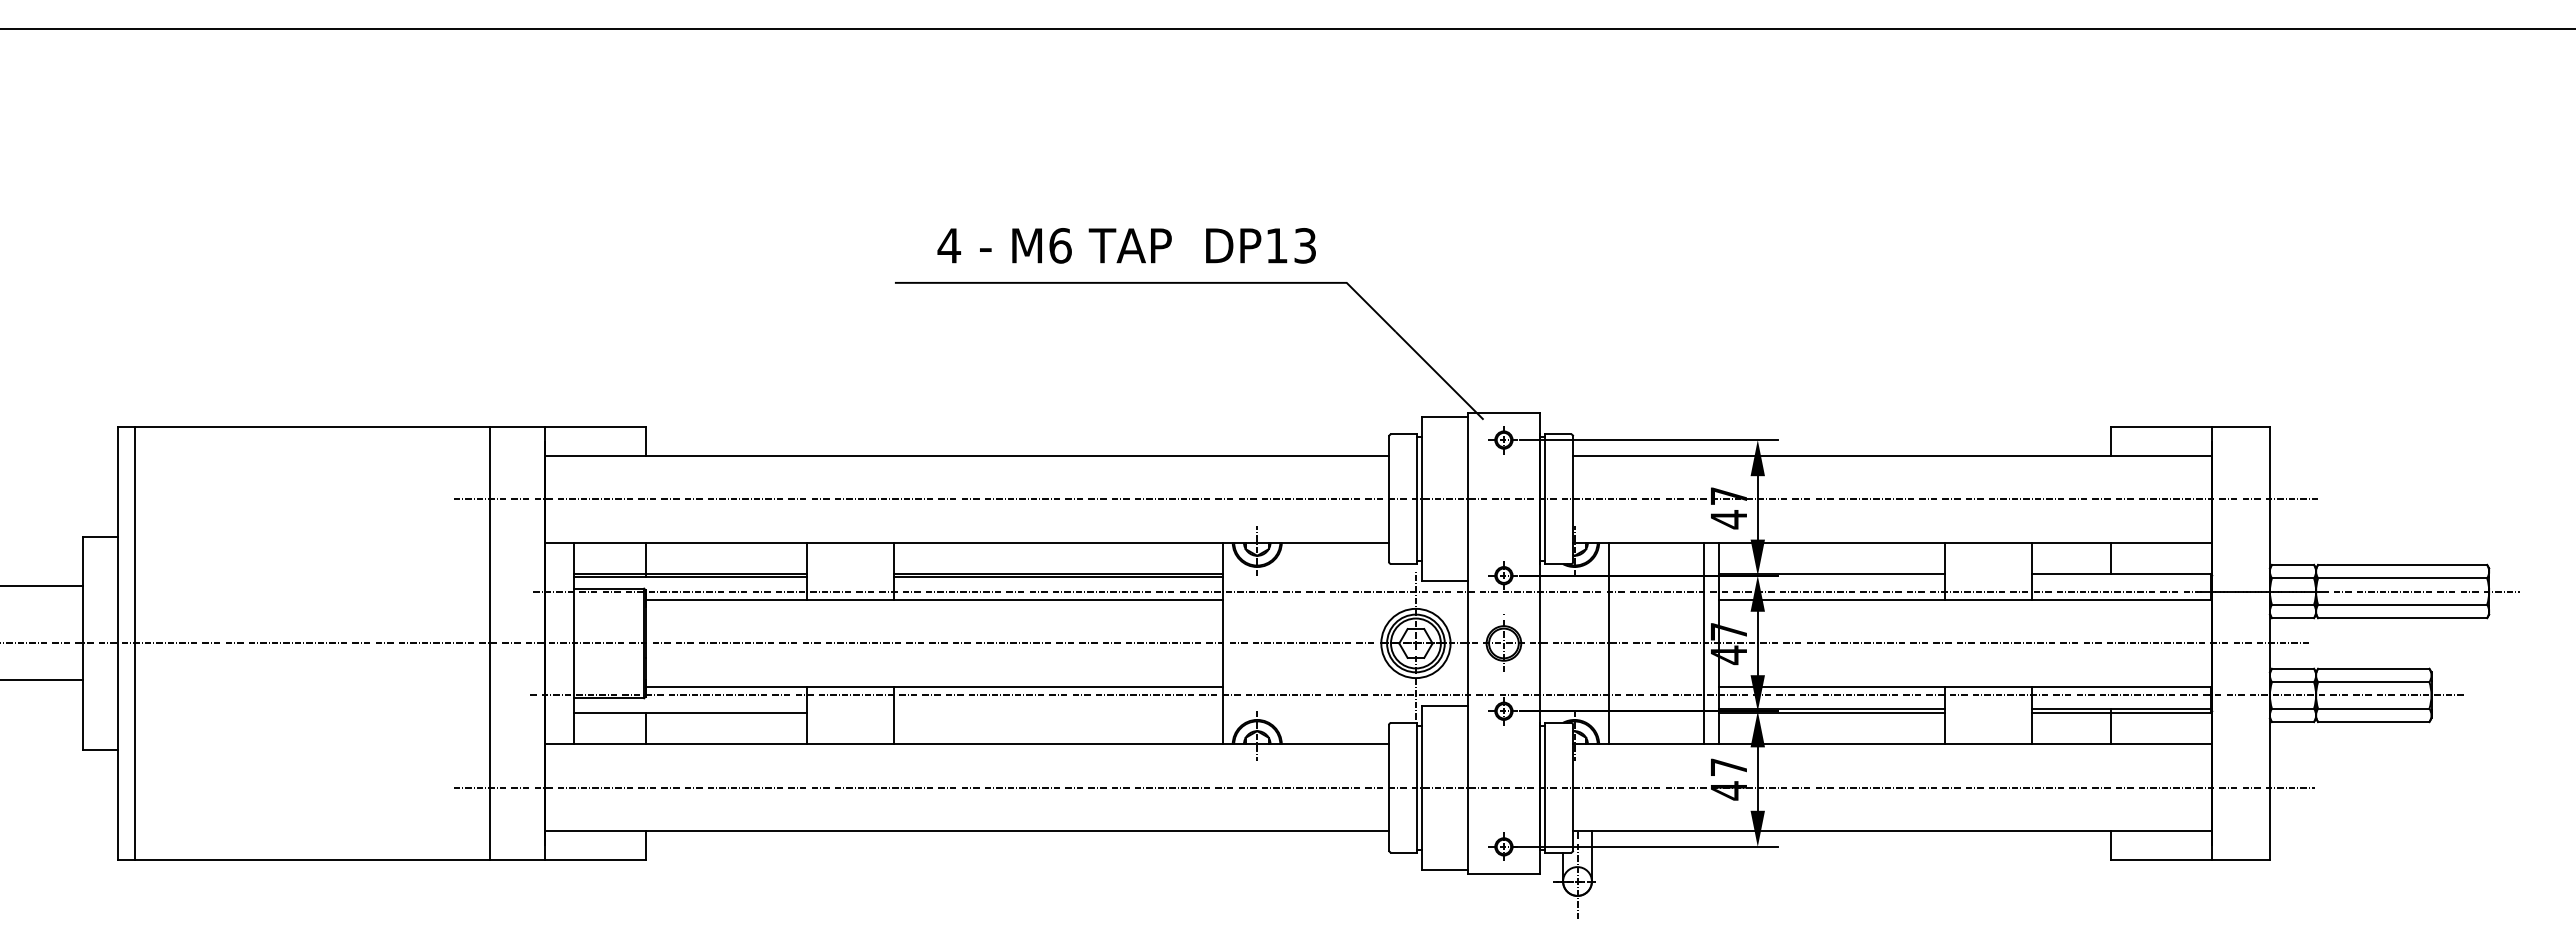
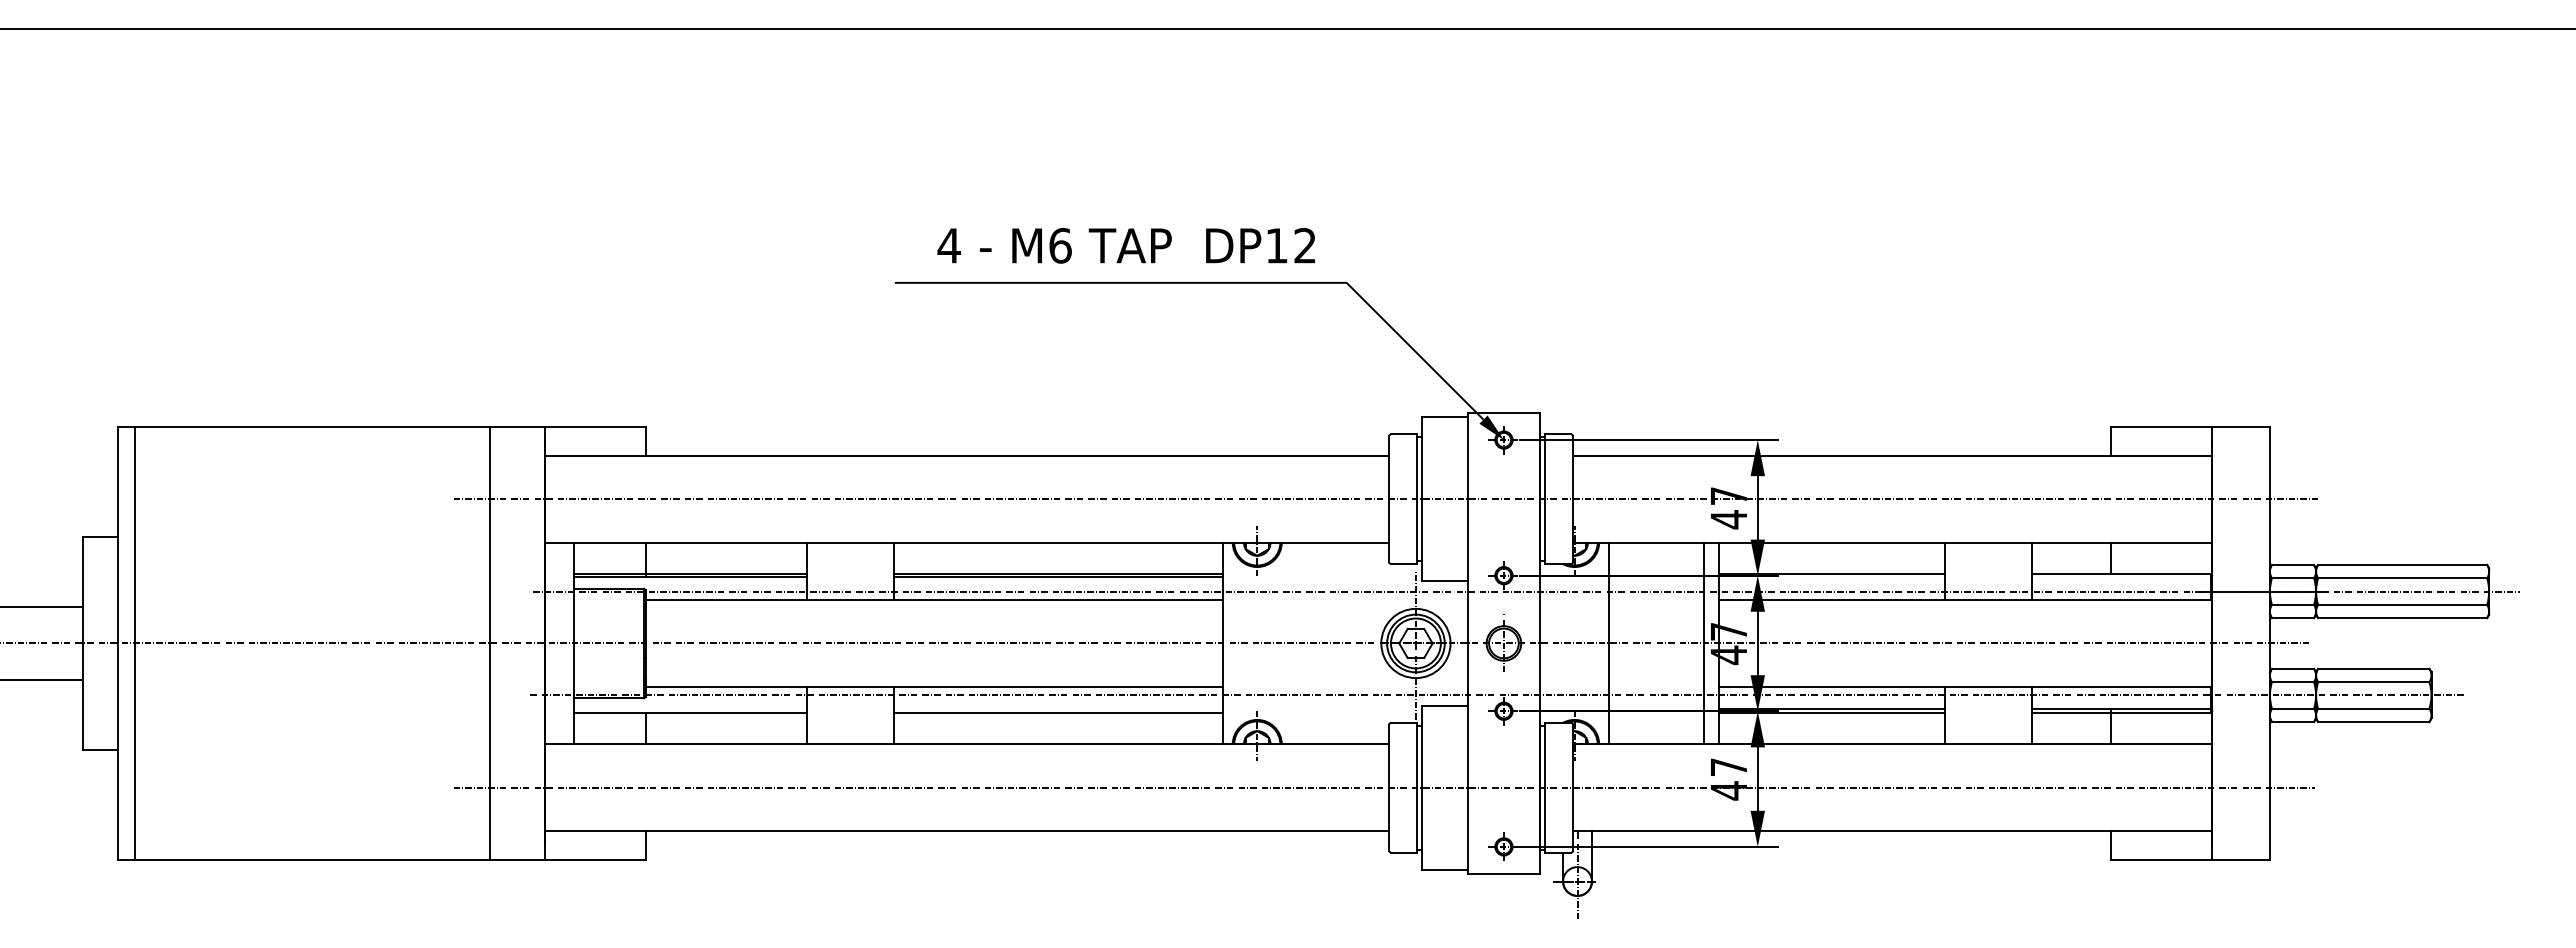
text: DP13 -> DP12 (1304, 245)
fill: none -> present (1491, 427)
line position: (42, 586) -> (42, 607) (42, 607)
line: none -> present (1057, 712)
